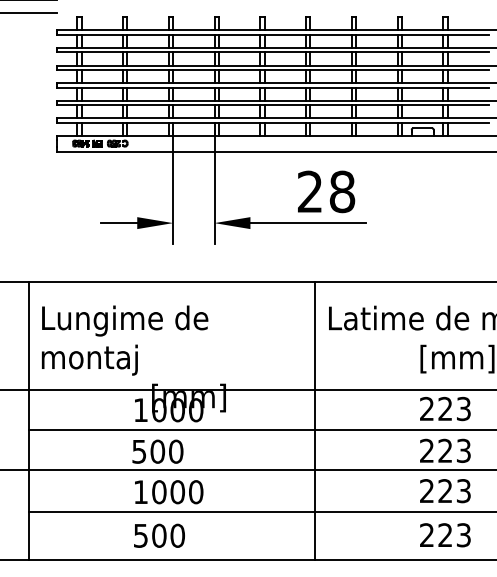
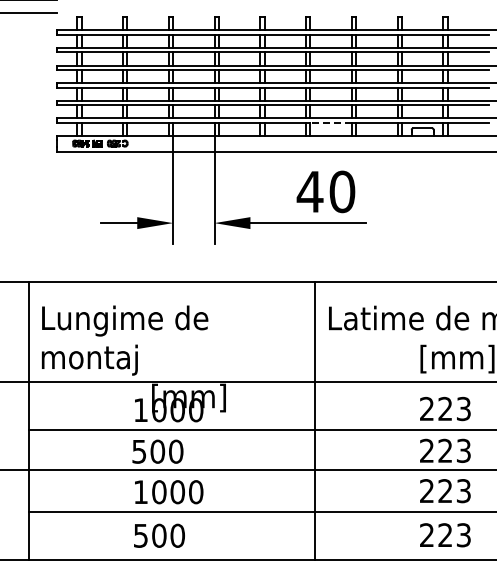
line: solid -> dashed (331, 122)
text: 28 -> 40 (325, 191)
line position: (247, 389) -> (247, 381) (247, 381)
